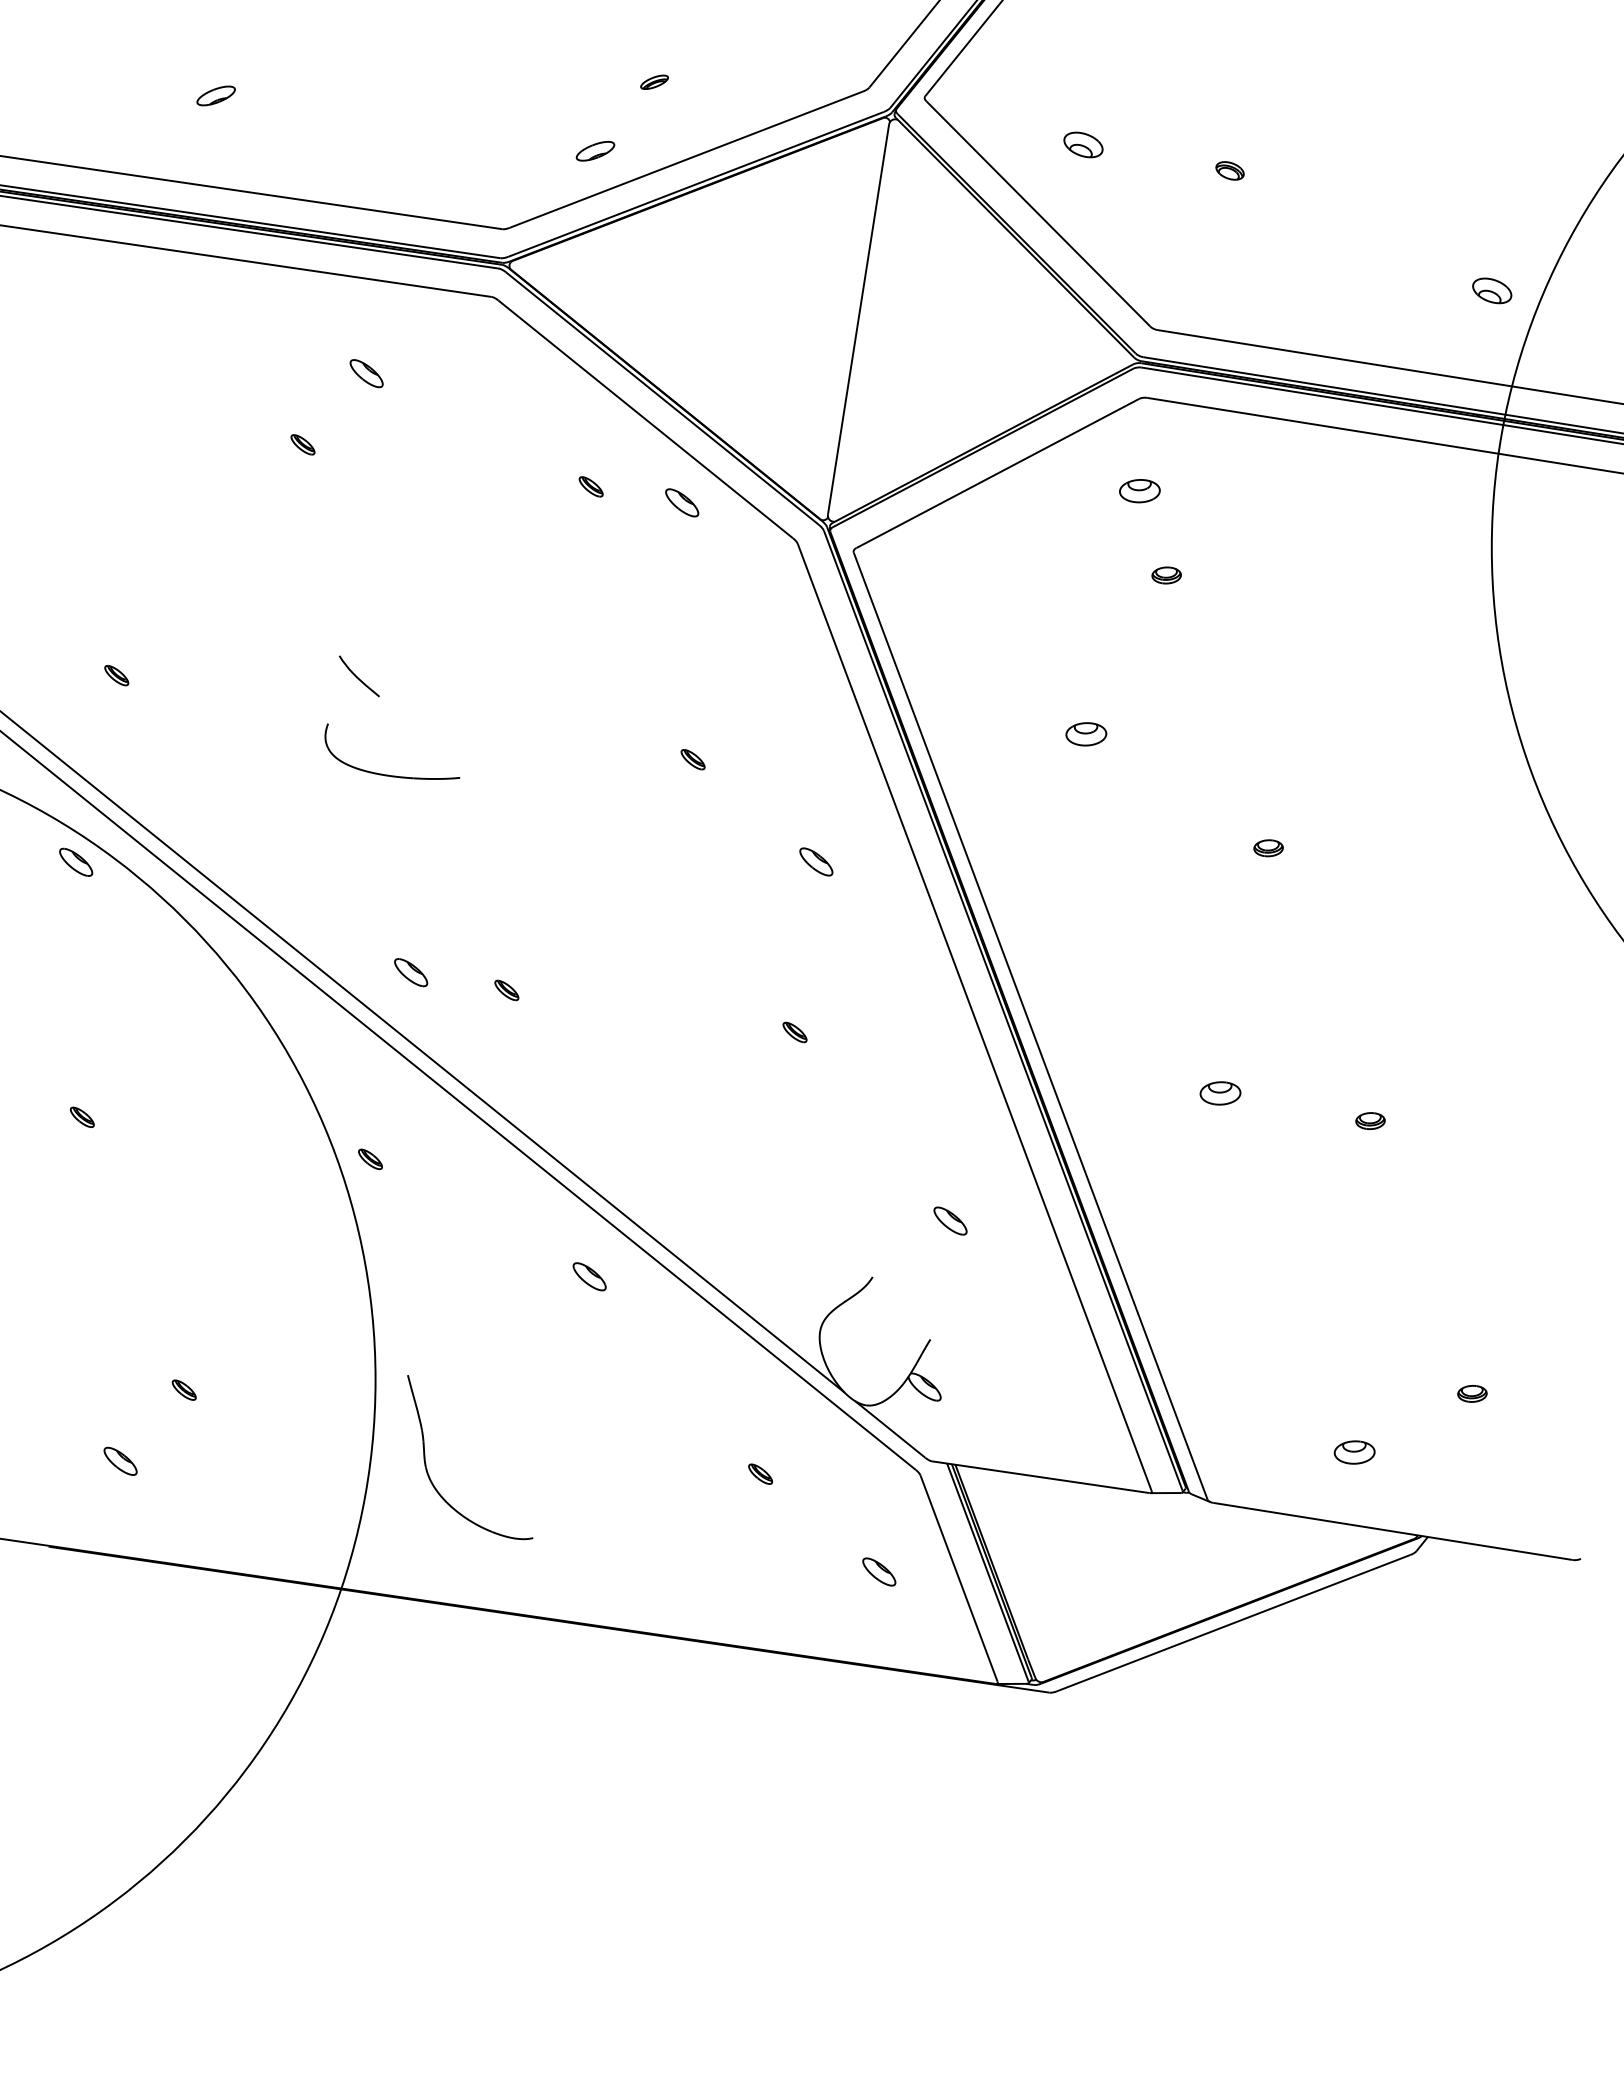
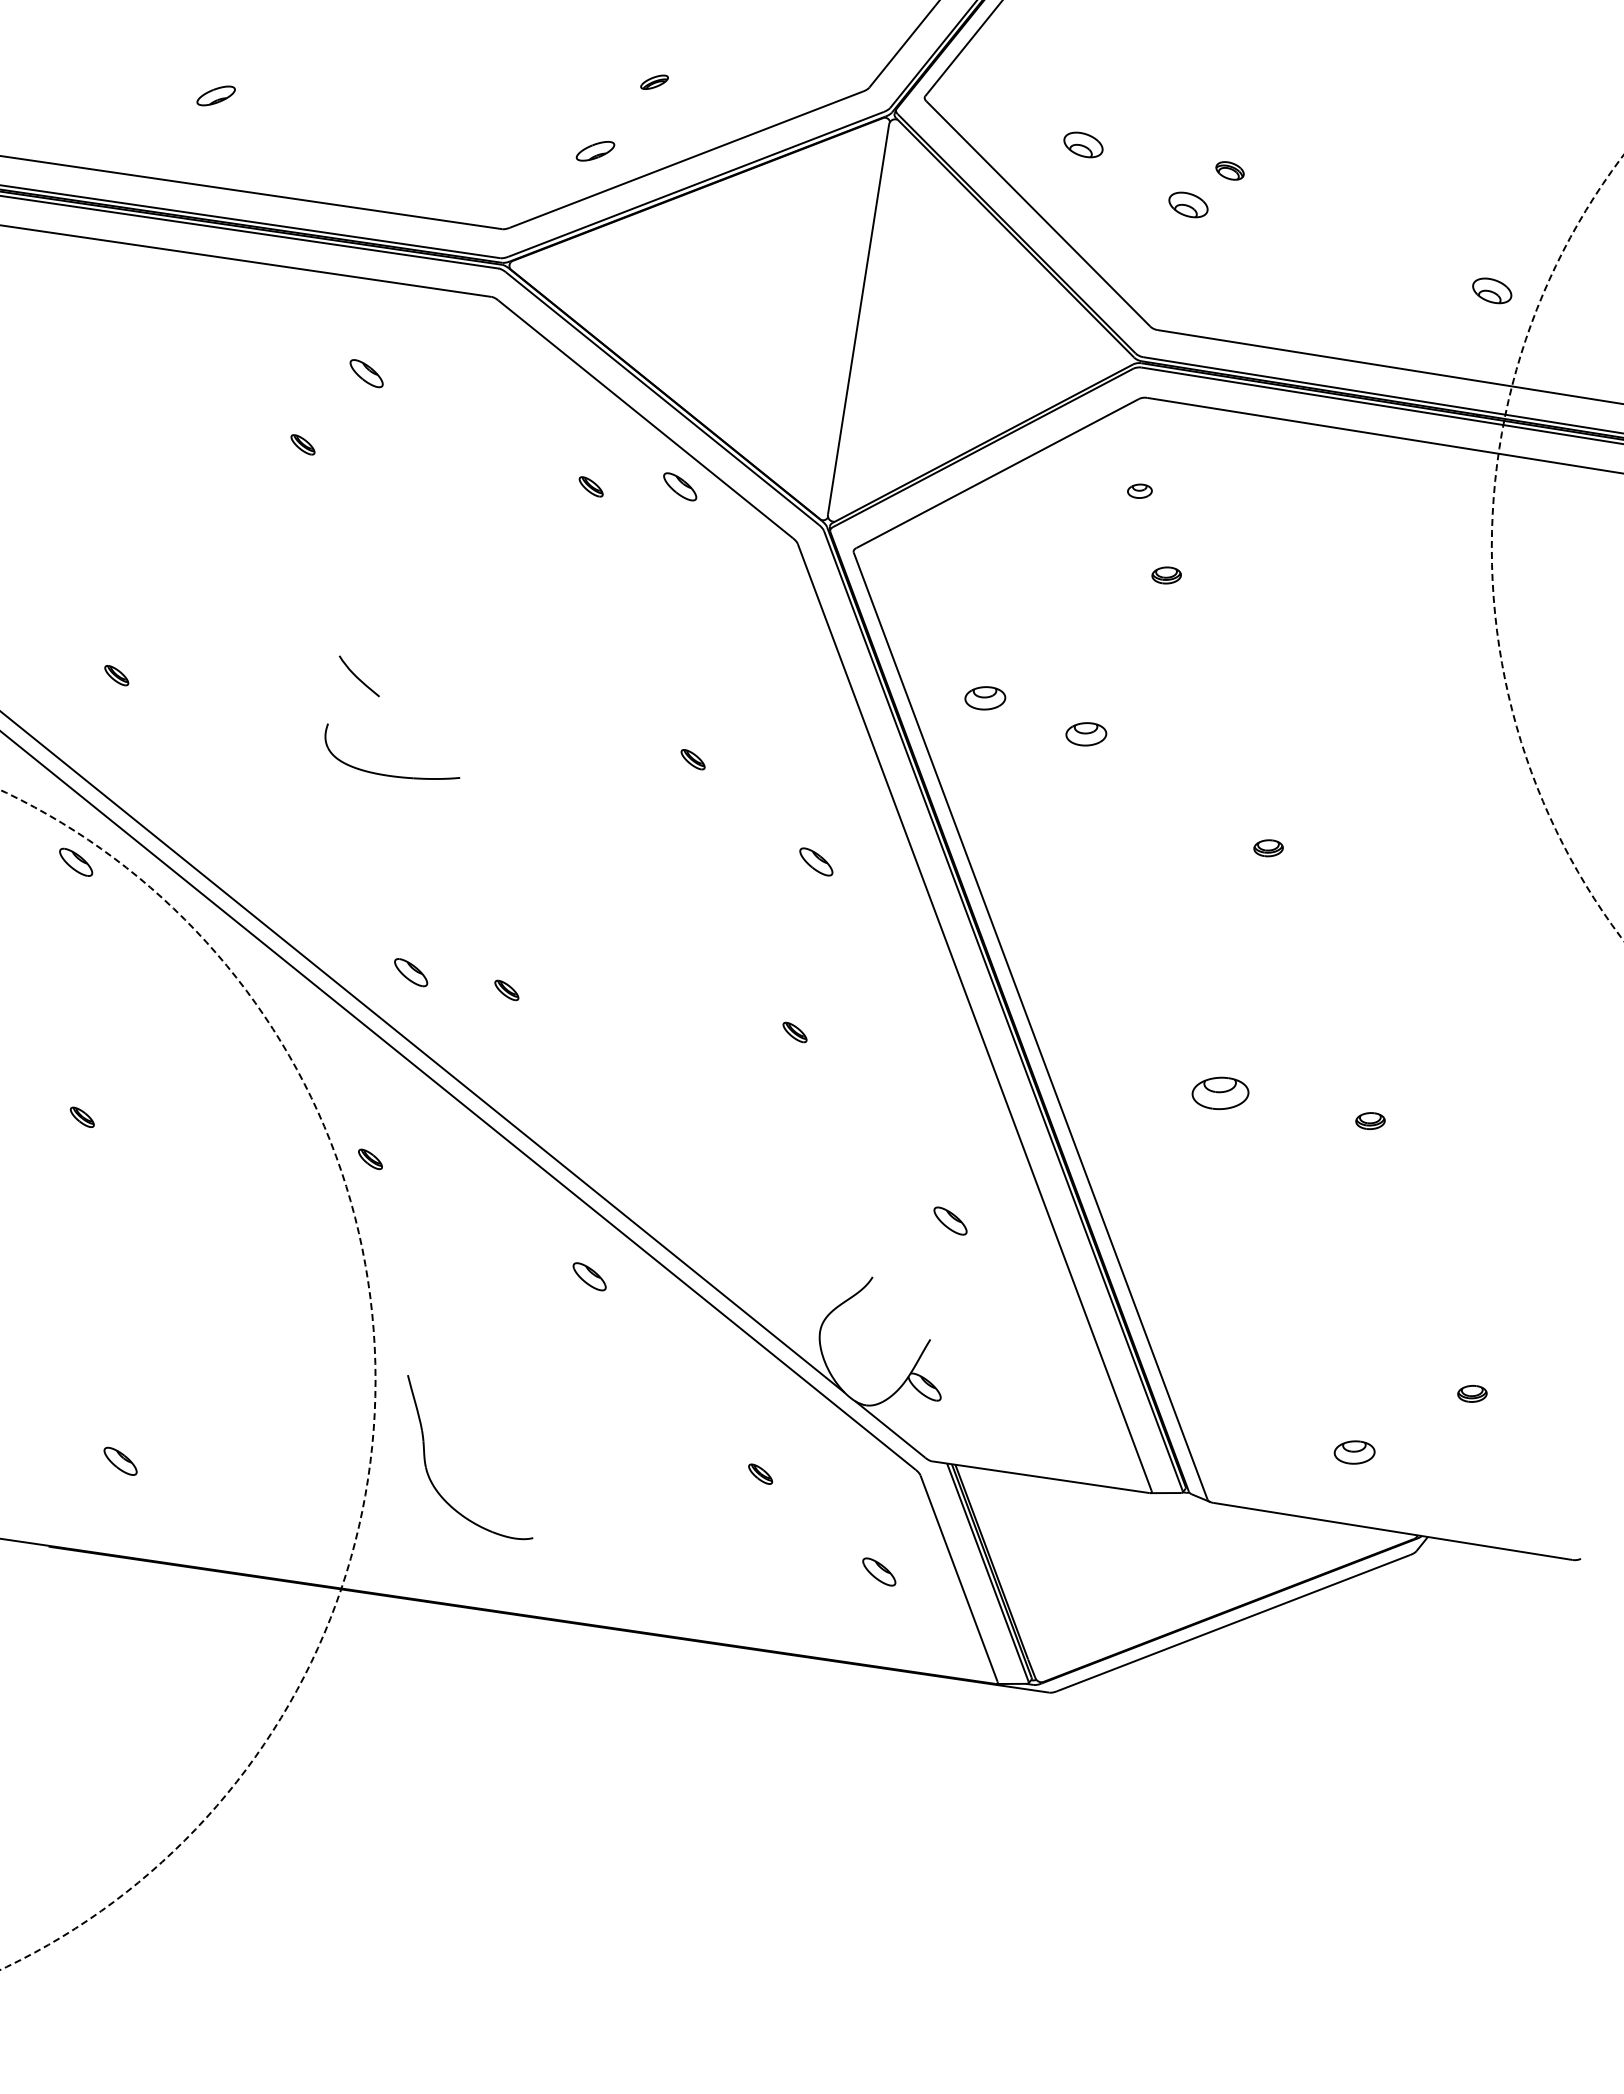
part: none -> present (1188, 204)
part size: 42x25 px -> 26x16 px (1139, 490)
part position: (682, 502) -> (680, 486) (680, 486)
circle: solid -> dashed (1557, 547)
part: none -> present (985, 698)
part size: 43x25 px -> 59x34 px (1220, 1092)
circle: solid -> dashed (187, 1379)
part: present -> none (183, 1389)
